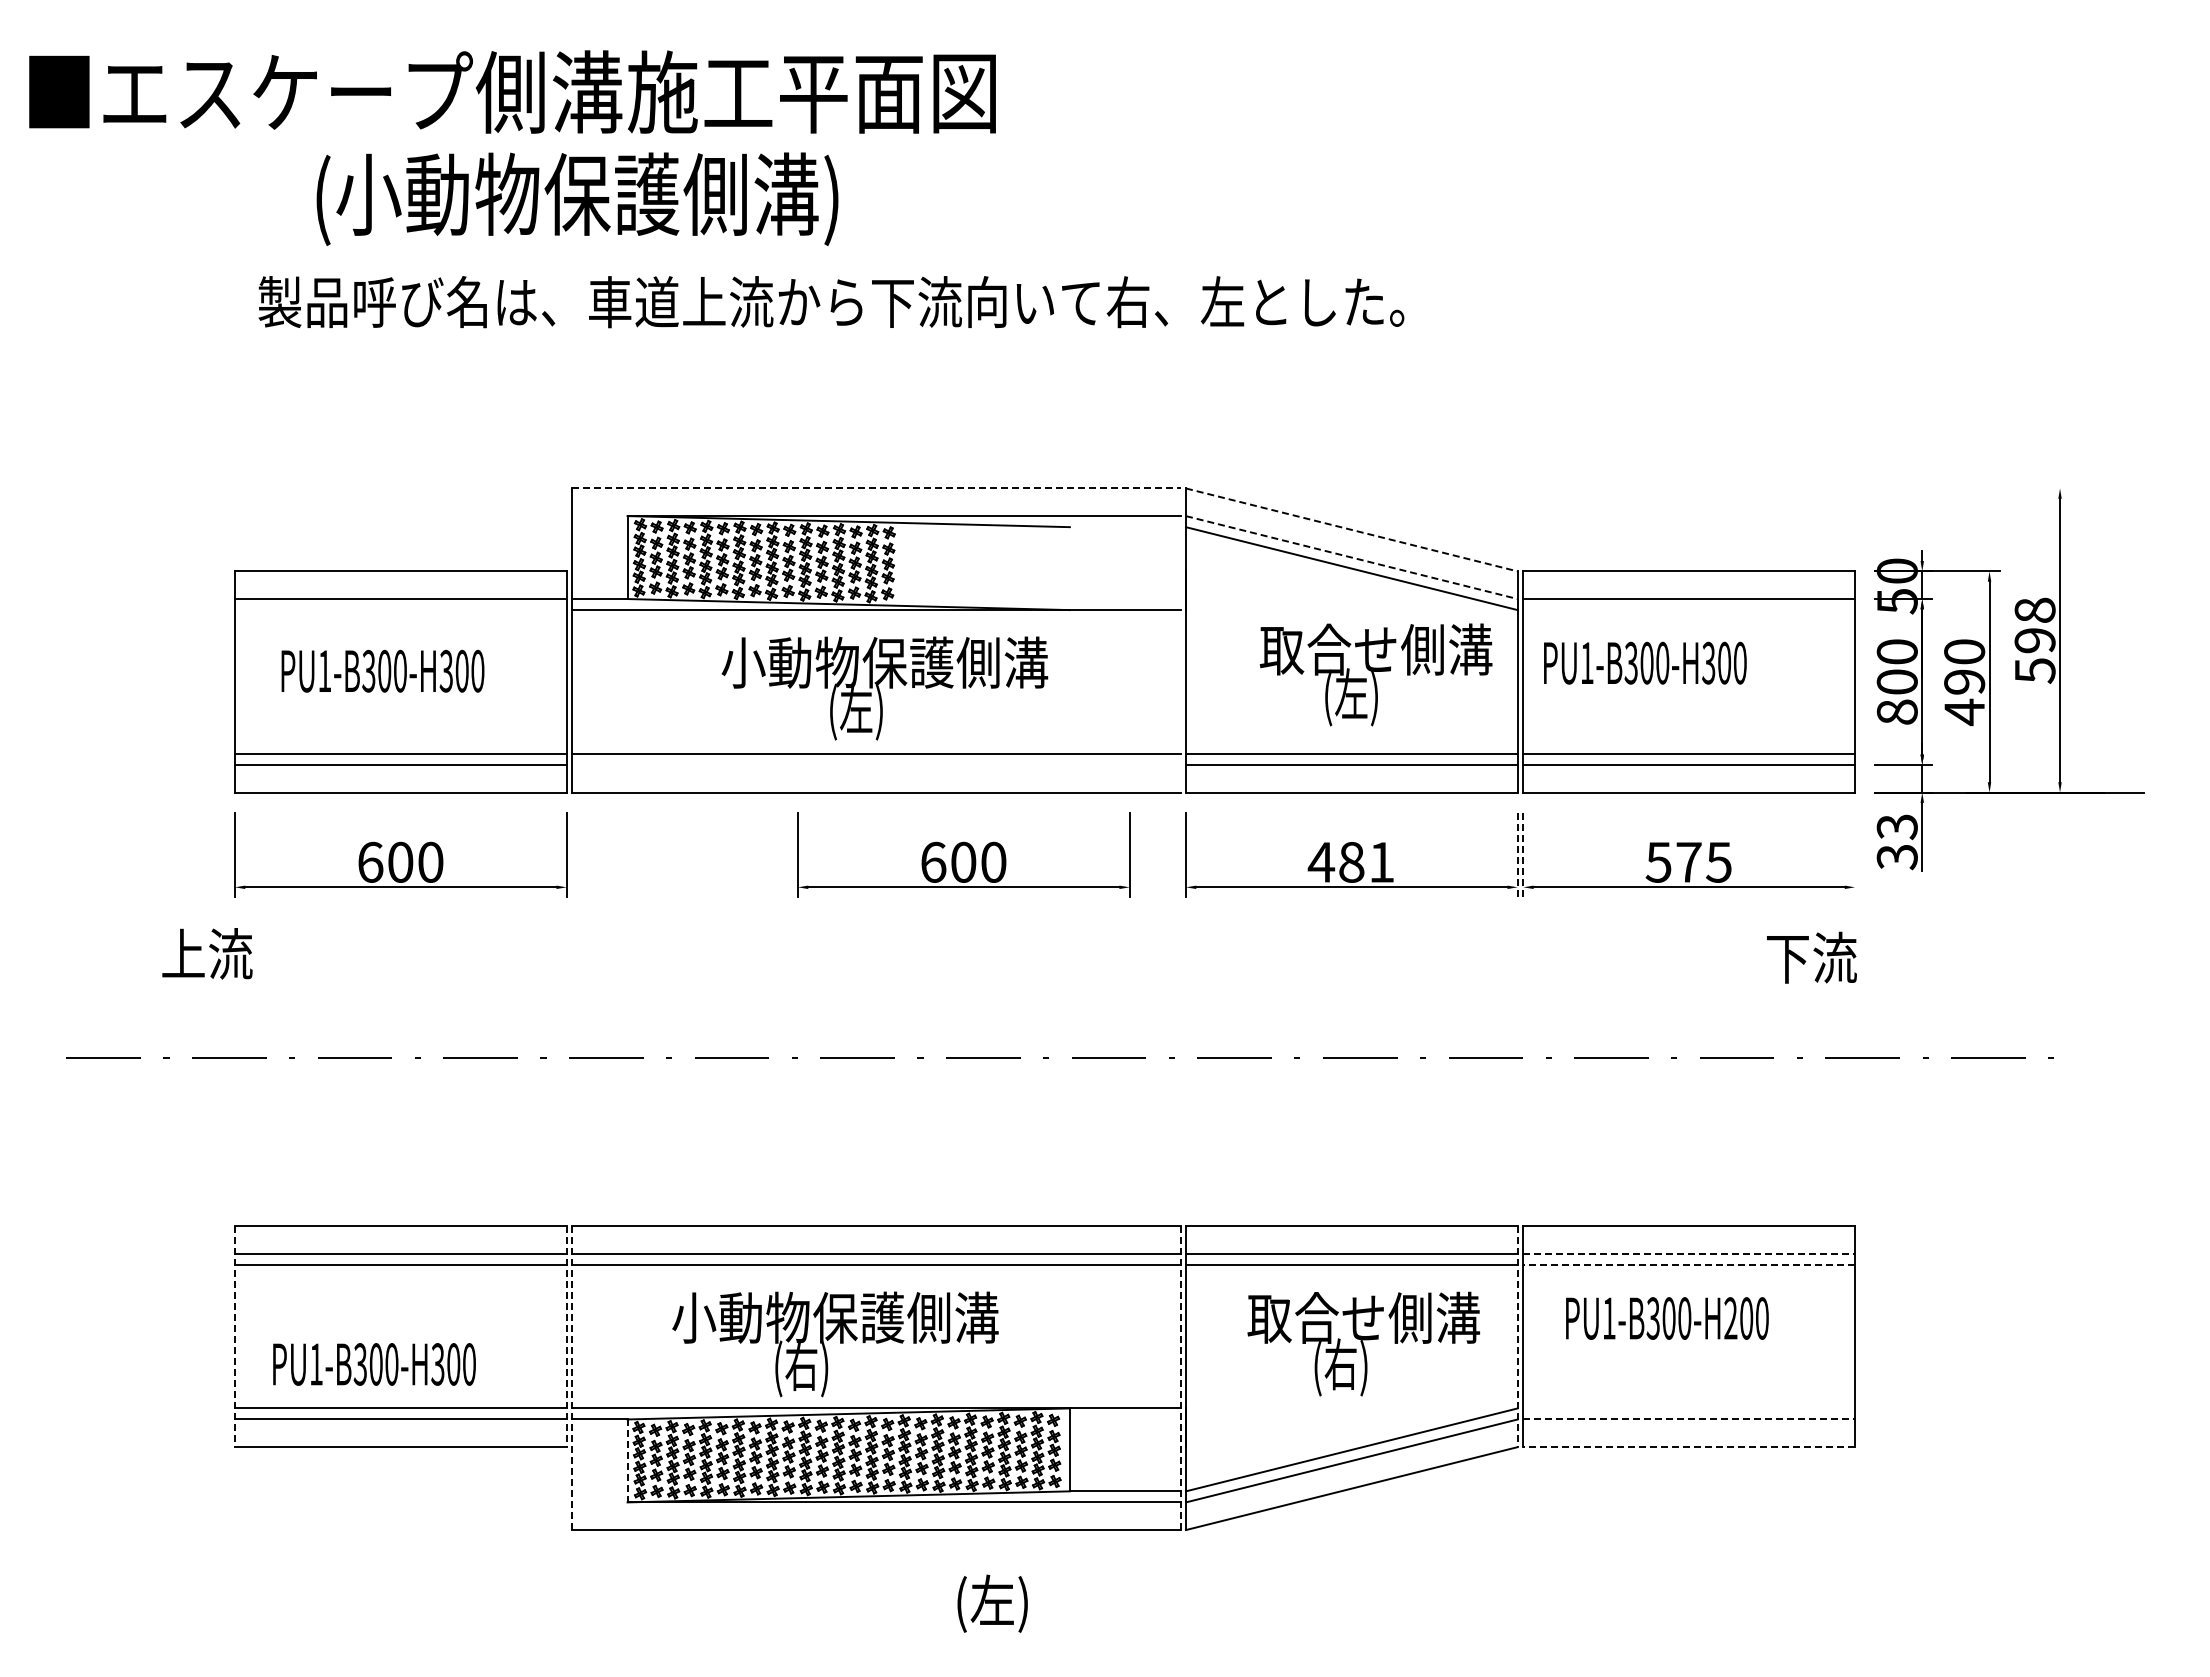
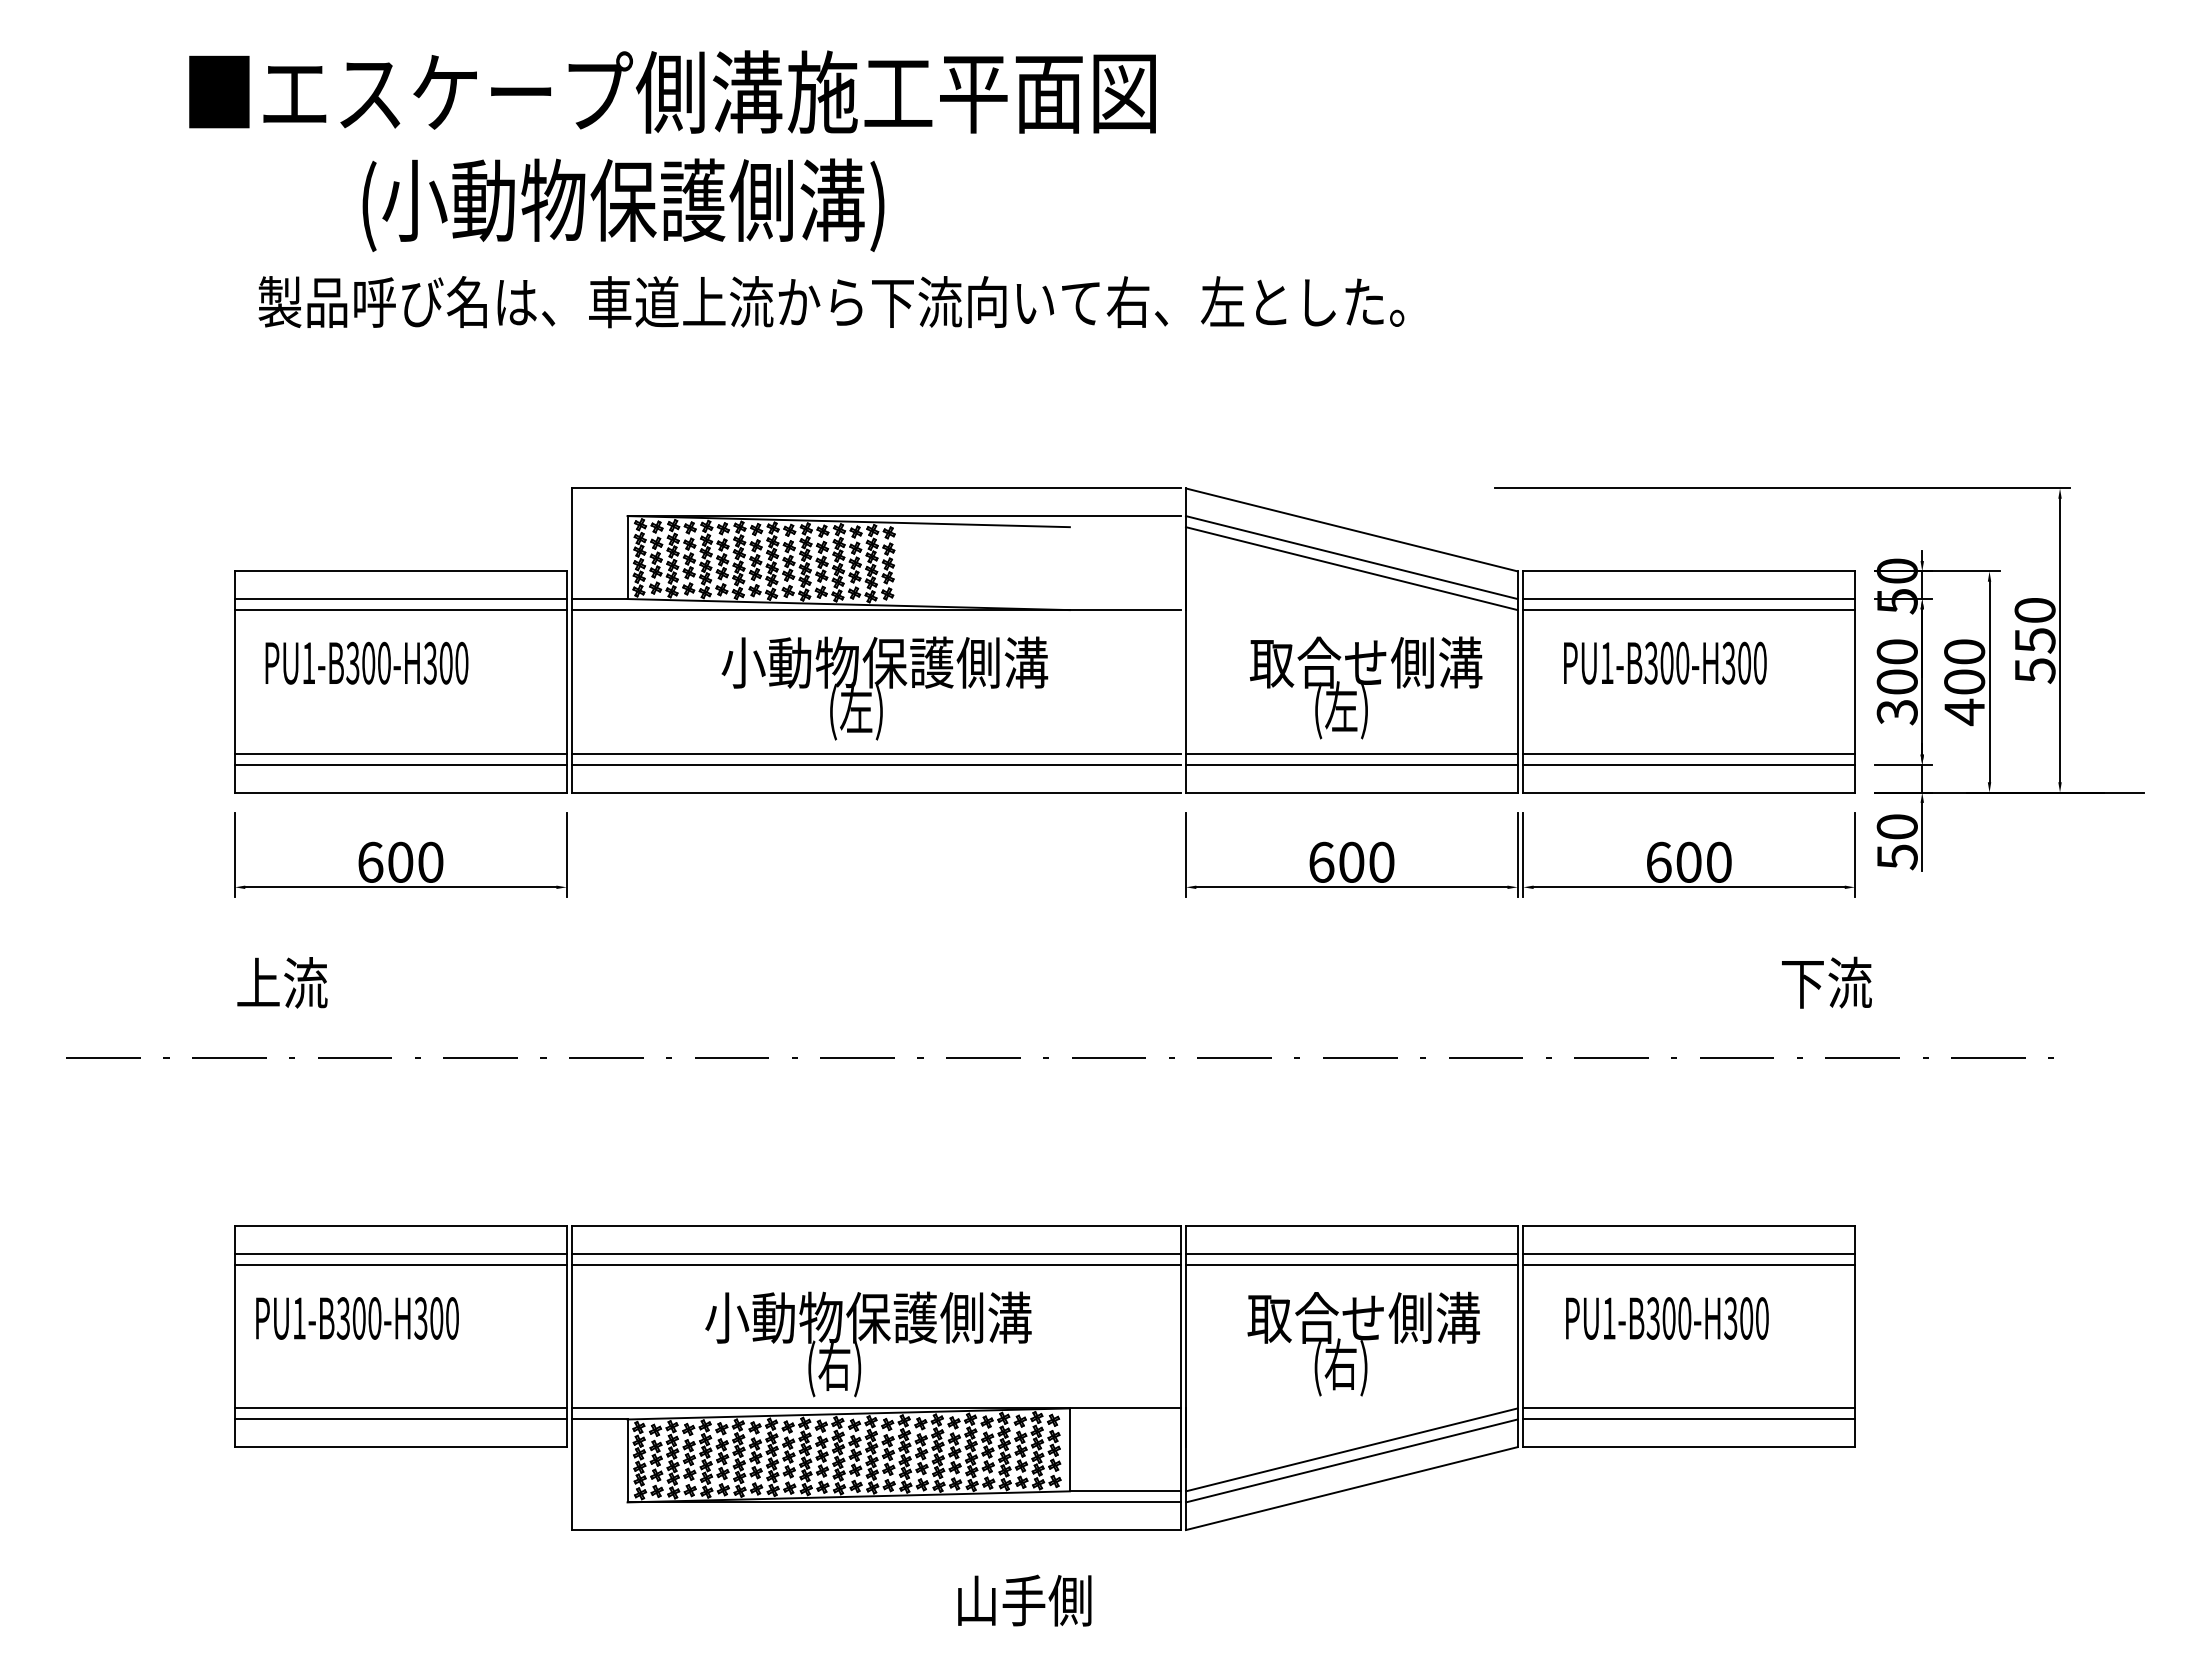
text position: (512, 91) -> (672, 91) (672, 91)
text position: (577, 198) -> (623, 204) (623, 204)
line: dashed -> solid (876, 488)
line: none -> present (1781, 488)
line: dashed -> solid (1351, 529)
line: dashed -> solid (1351, 557)
line: none -> present (400, 610)
line: none -> present (1689, 610)
text: 598 -> 550 (2034, 625)
text position: (1645, 662) -> (1665, 662) (1665, 662)
text position: (382, 670) -> (366, 662) (366, 662)
text position: (1375, 674) -> (1365, 687) (1365, 687)
text: 490 -> 400 (1964, 681)
text: 800 -> 300 (1896, 712)
line: none -> present (876, 764)
text: 33 -> 50 (1896, 841)
part: present -> none (963, 854)
line: none -> present (1855, 854)
line: dashed -> solid (1517, 855)
line: dashed -> solid (1523, 855)
text: 481 -> 600 (1350, 861)
text: 575 -> 600 (1688, 861)
text position: (207, 953) -> (282, 982) (282, 982)
text position: (1811, 957) -> (1826, 982) (1826, 982)
line: dashed -> solid (1689, 1253)
line: dashed -> solid (1689, 1264)
text: PU1-B300-H200 -> PU1-B300-H300 (1730, 1318)
line: dashed -> solid (234, 1336)
line: dashed -> solid (566, 1336)
line: dashed -> solid (1517, 1336)
text position: (835, 1344) -> (868, 1344) (868, 1344)
text position: (374, 1364) -> (357, 1318) (357, 1318)
line: dashed -> solid (572, 1378)
line: dashed -> solid (1180, 1378)
line: none -> present (1689, 1408)
line: dashed -> solid (1689, 1419)
line: dashed -> solid (1689, 1447)
line: dashed -> solid (627, 1461)
text: (左) -> 山手側 (1024, 1603)
